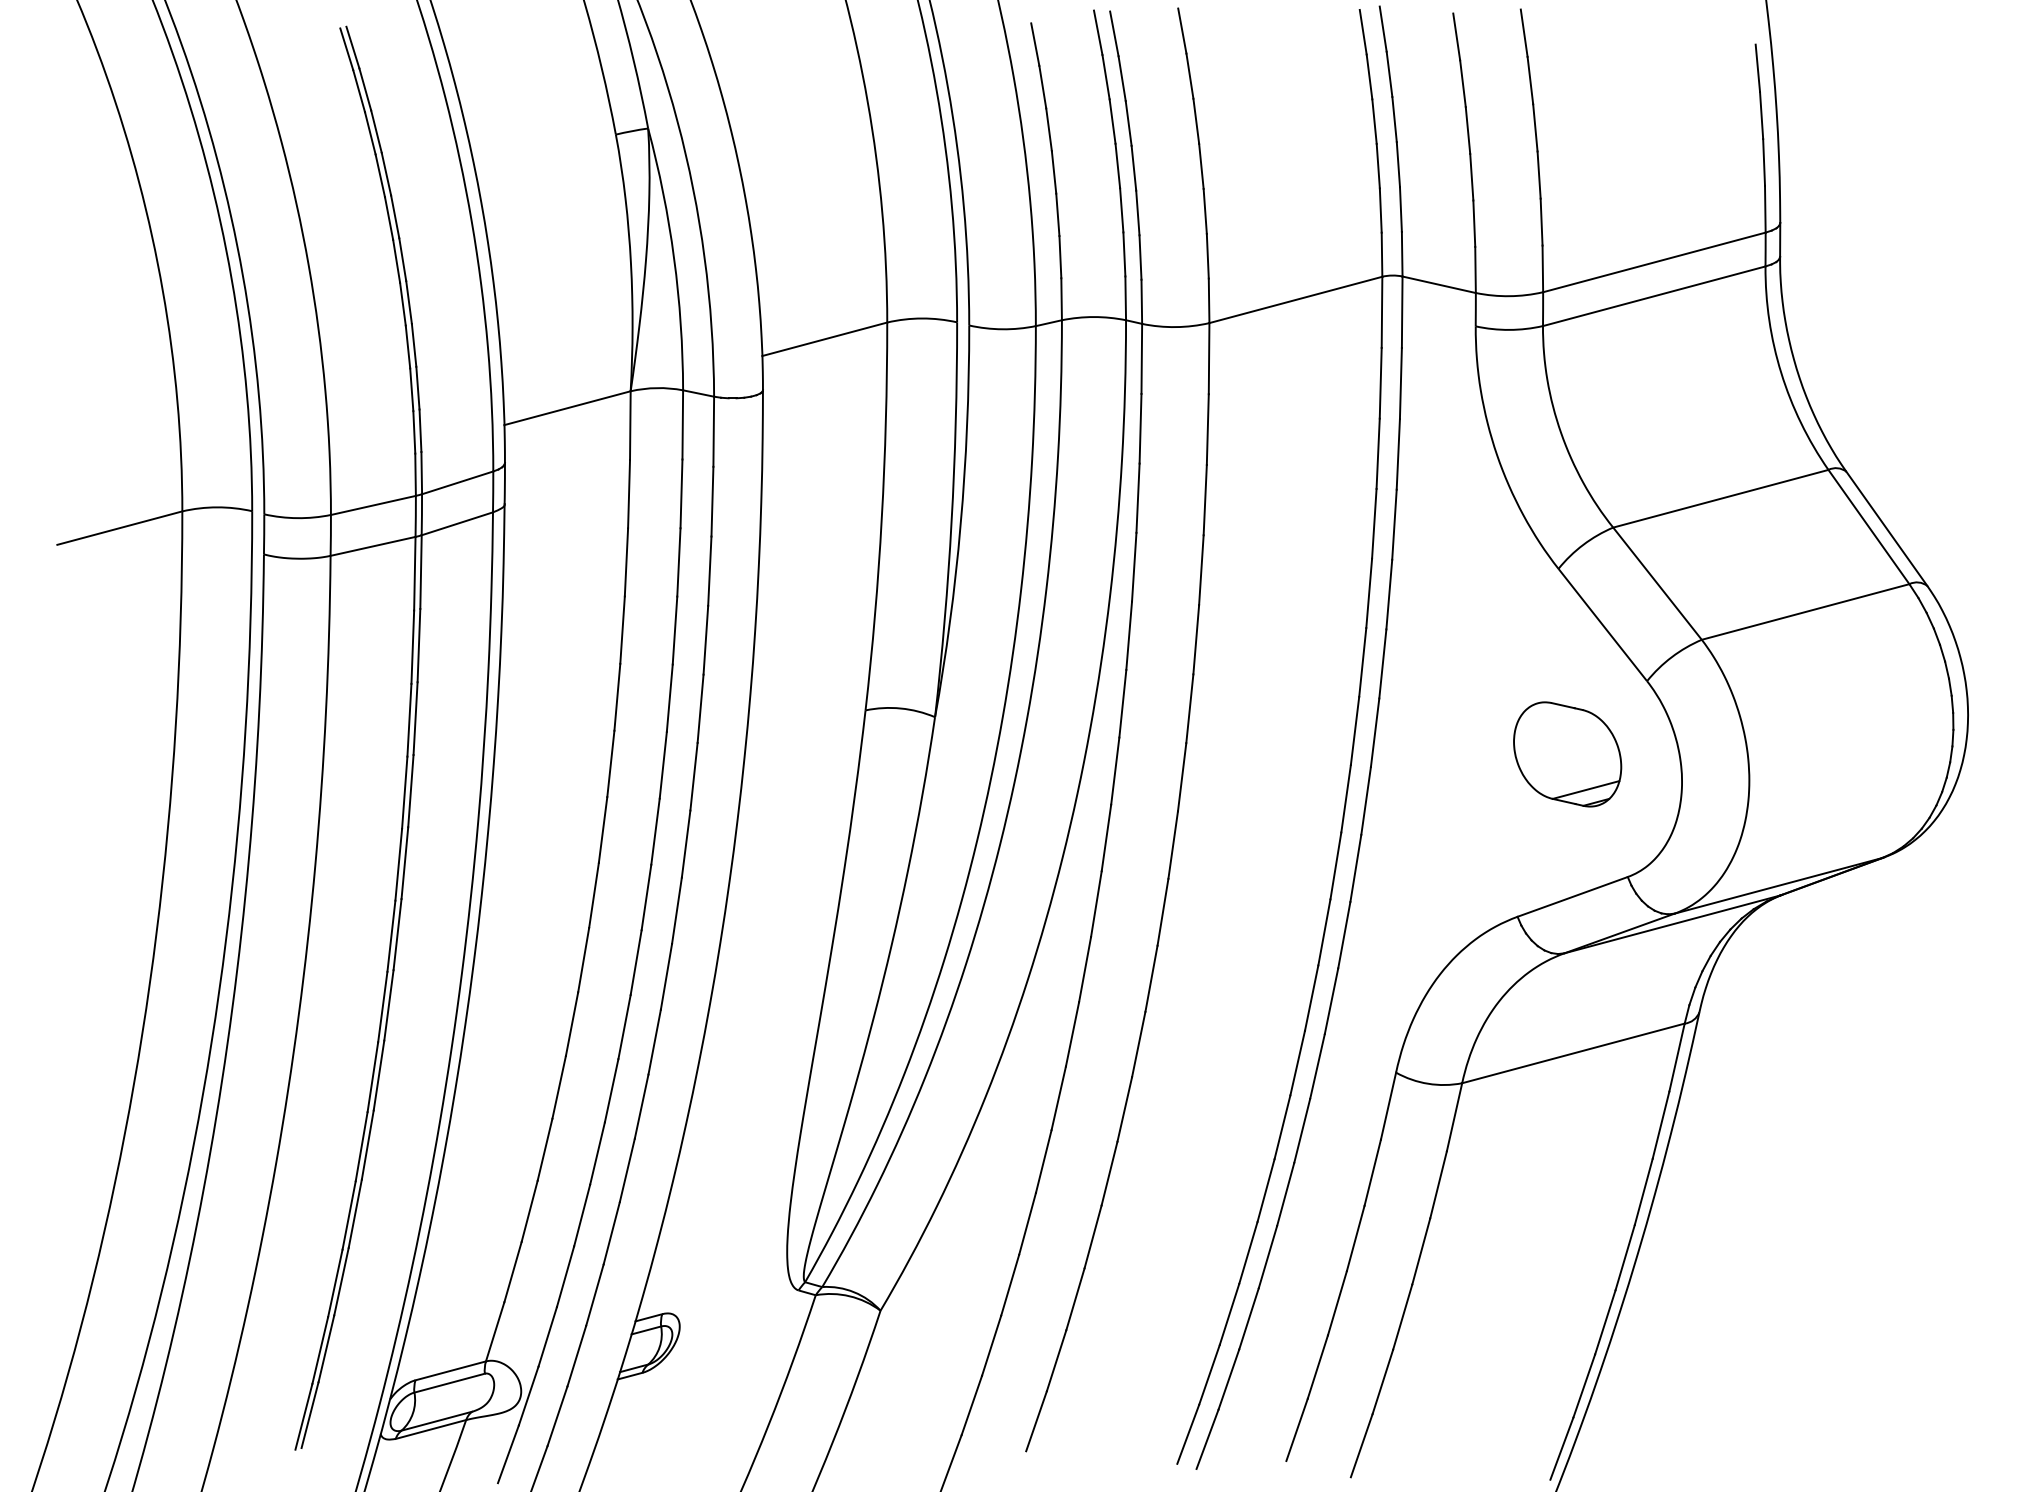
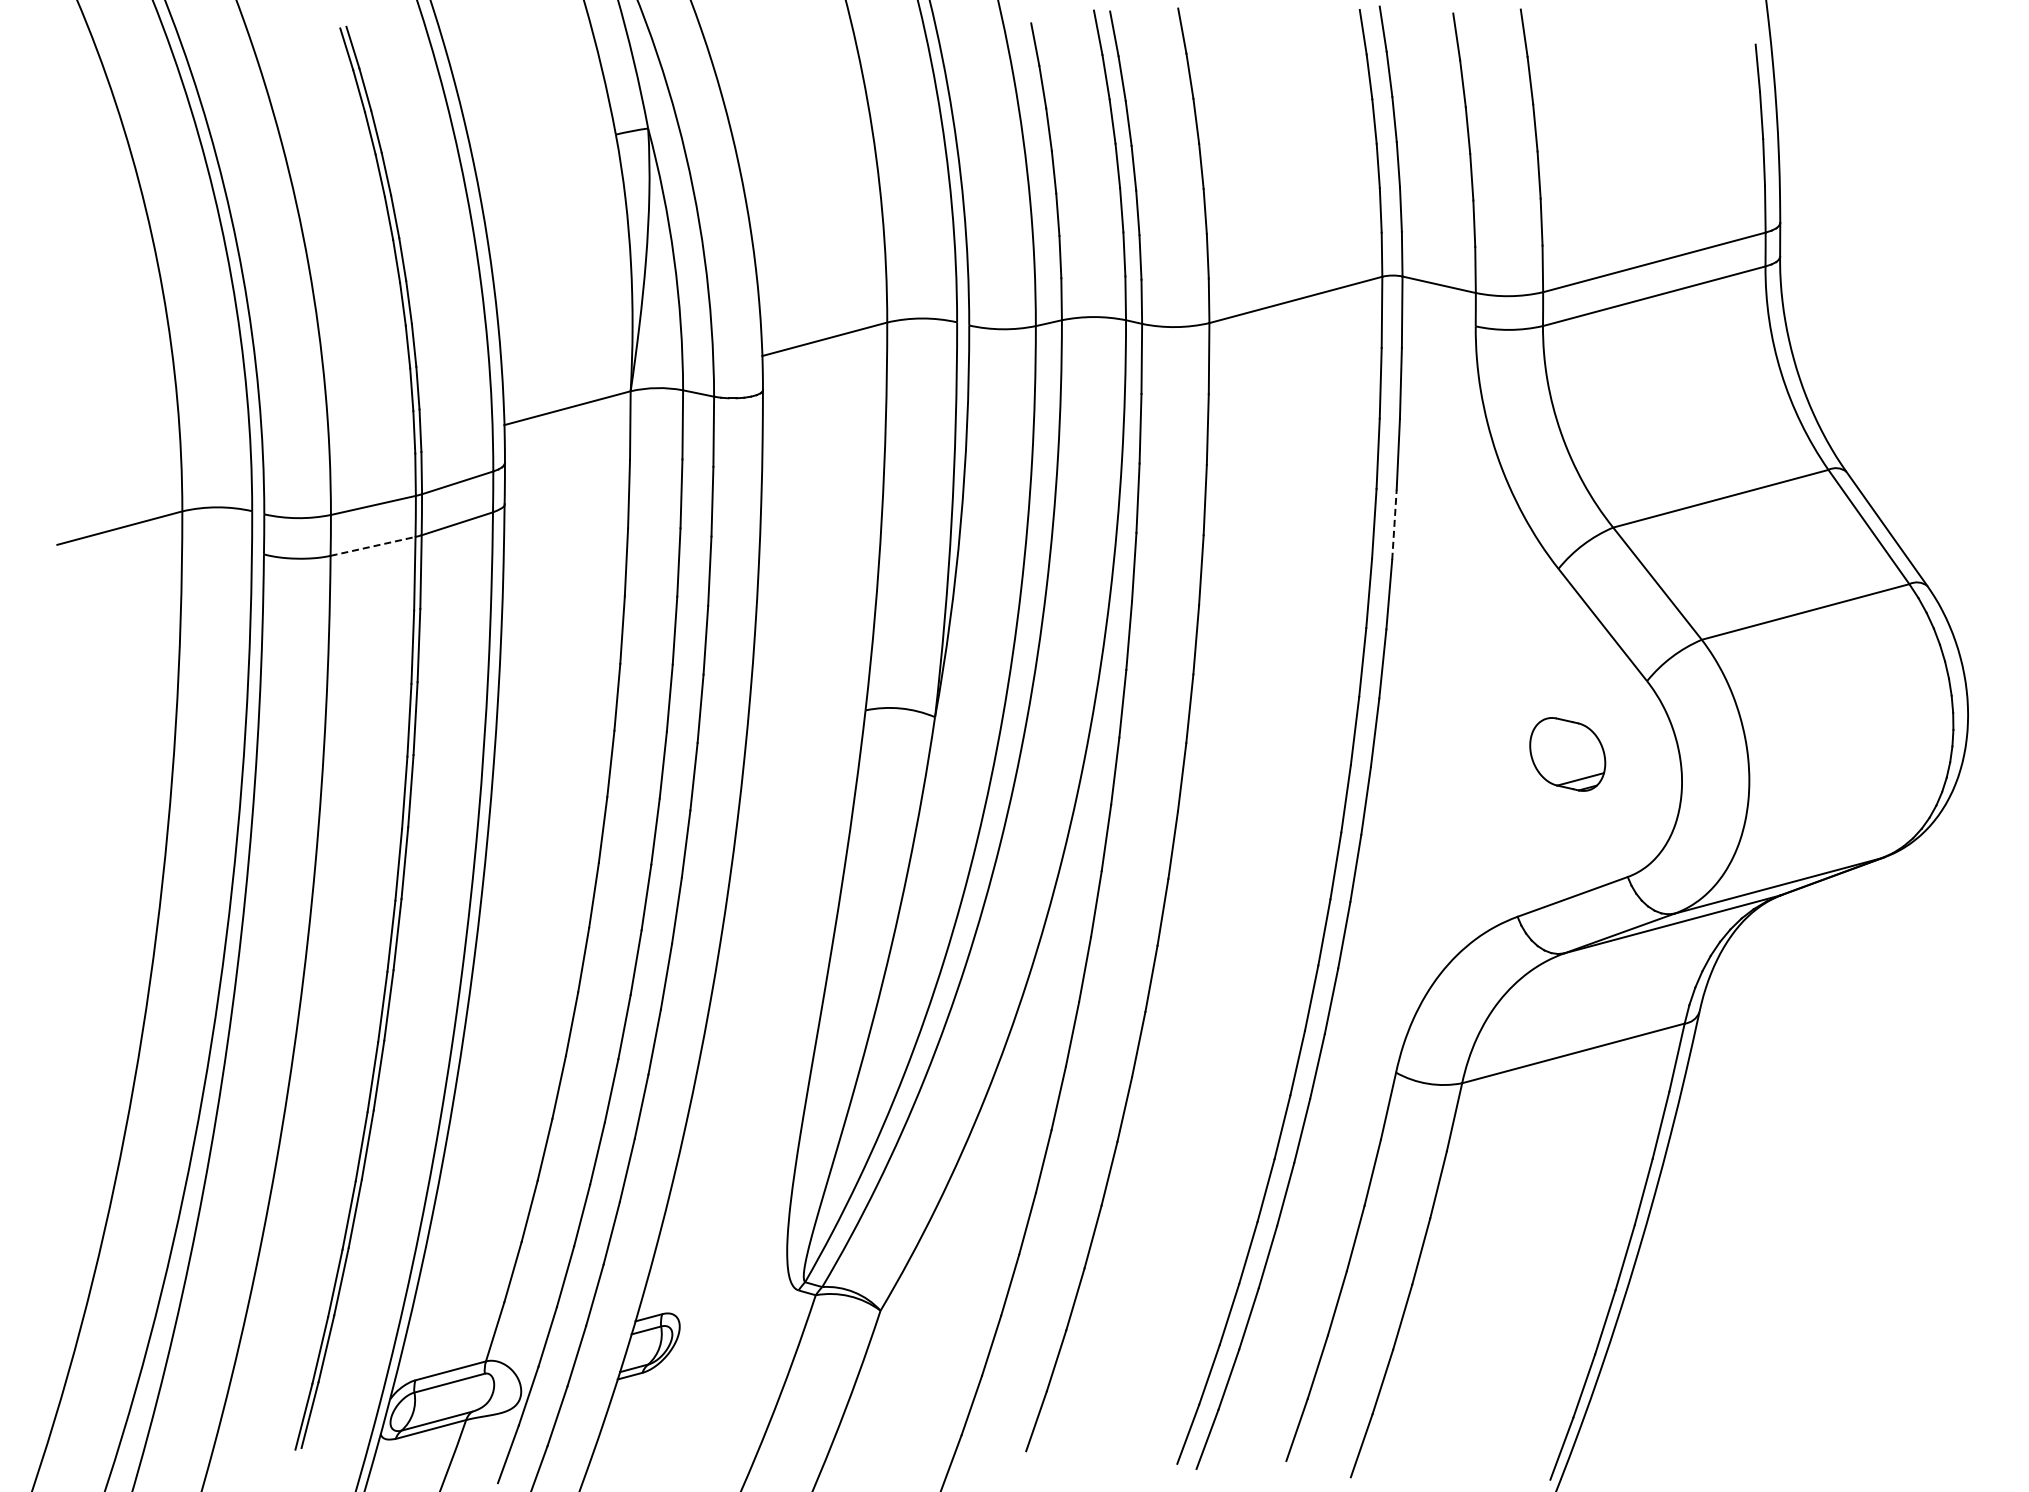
line: solid -> dashed (1394, 524)
line: solid -> dashed (373, 546)
part size: 110x107 px -> 78x75 px (1567, 754)
